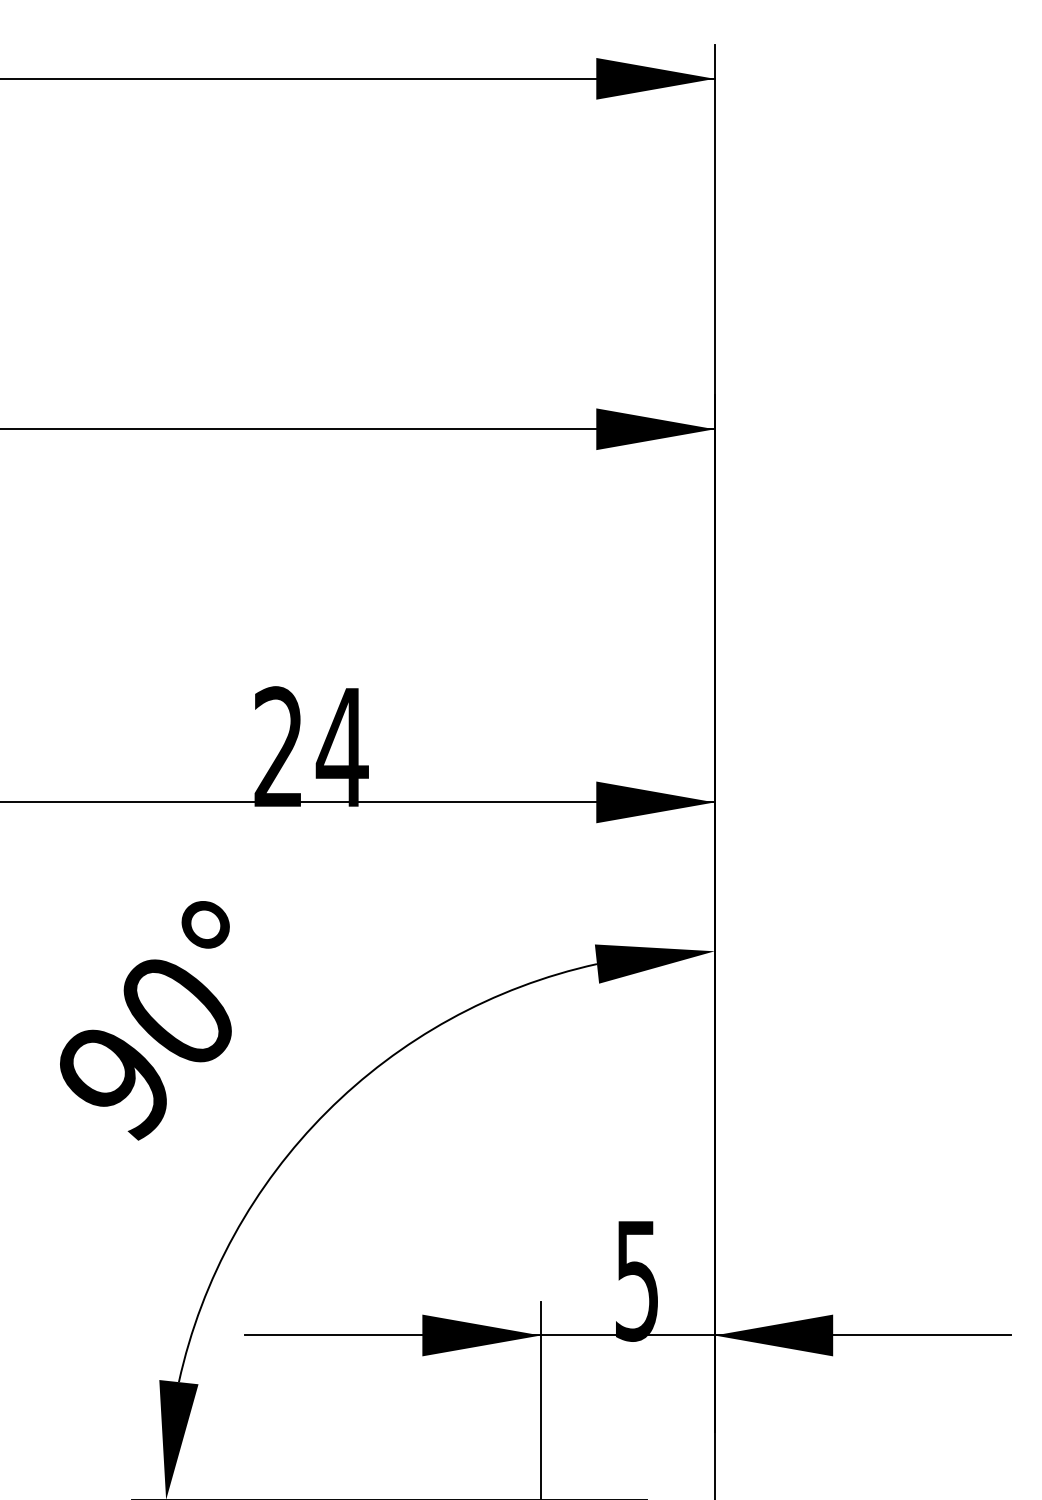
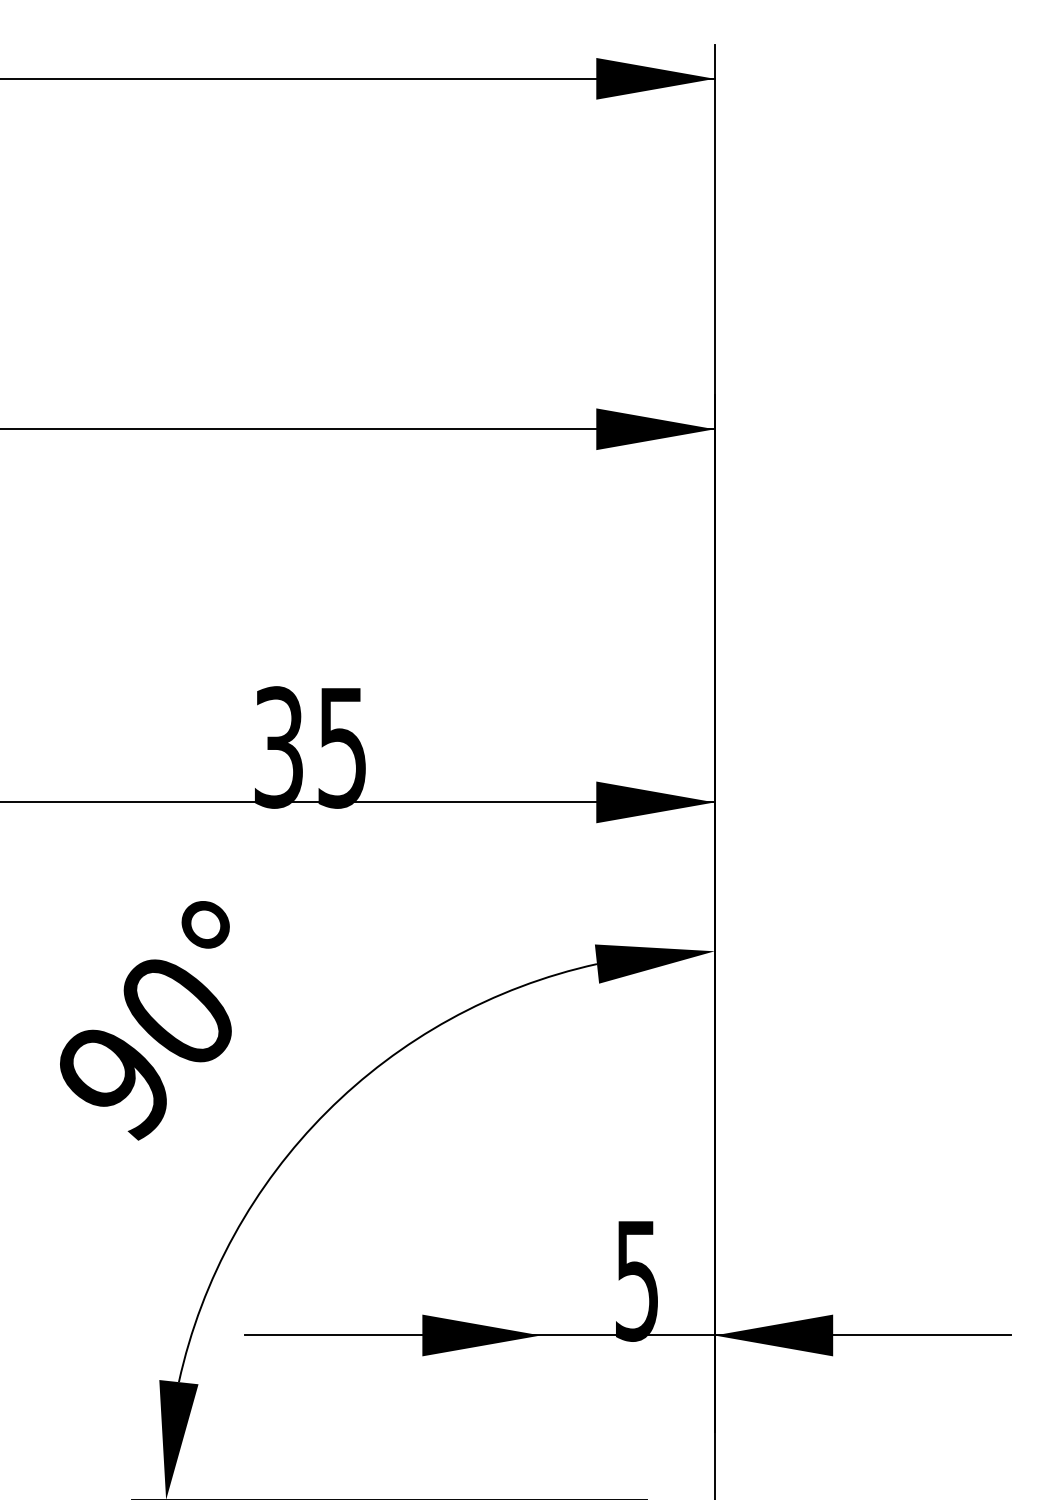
text: 24 -> 35 (311, 747)
line: present -> none (540, 1398)
